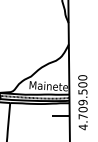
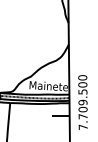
text: 4.709.500 -> 7.709.500 (82, 127)
